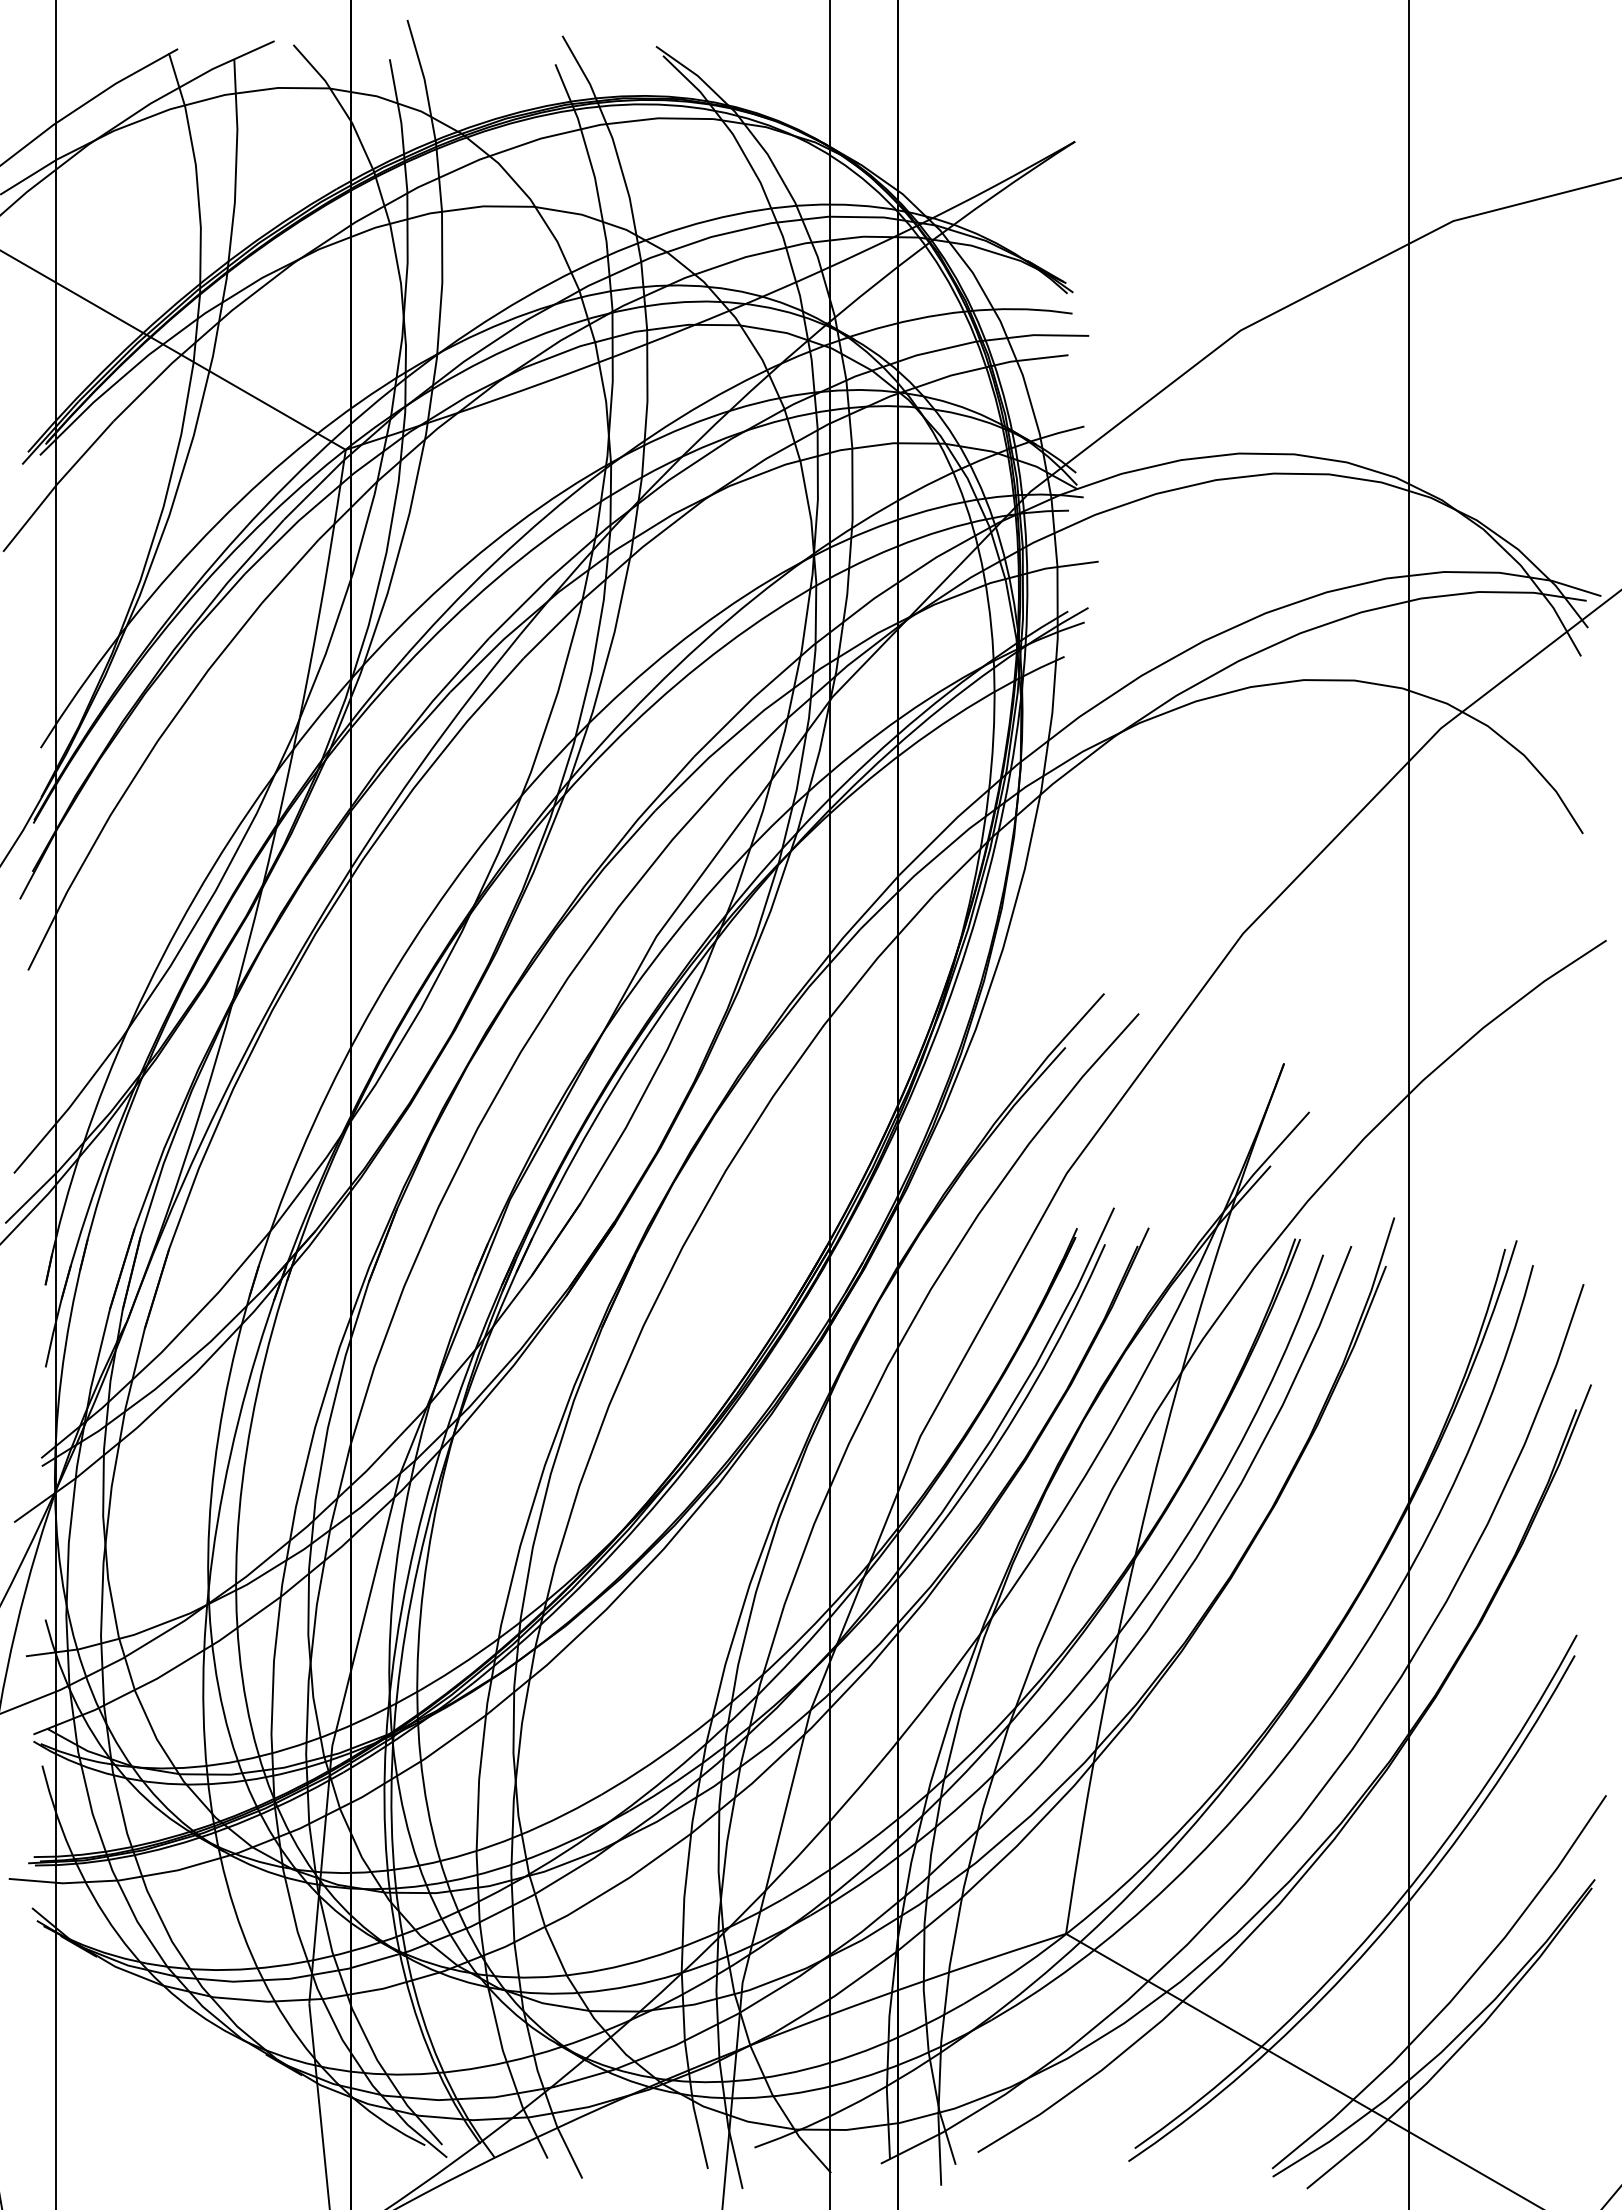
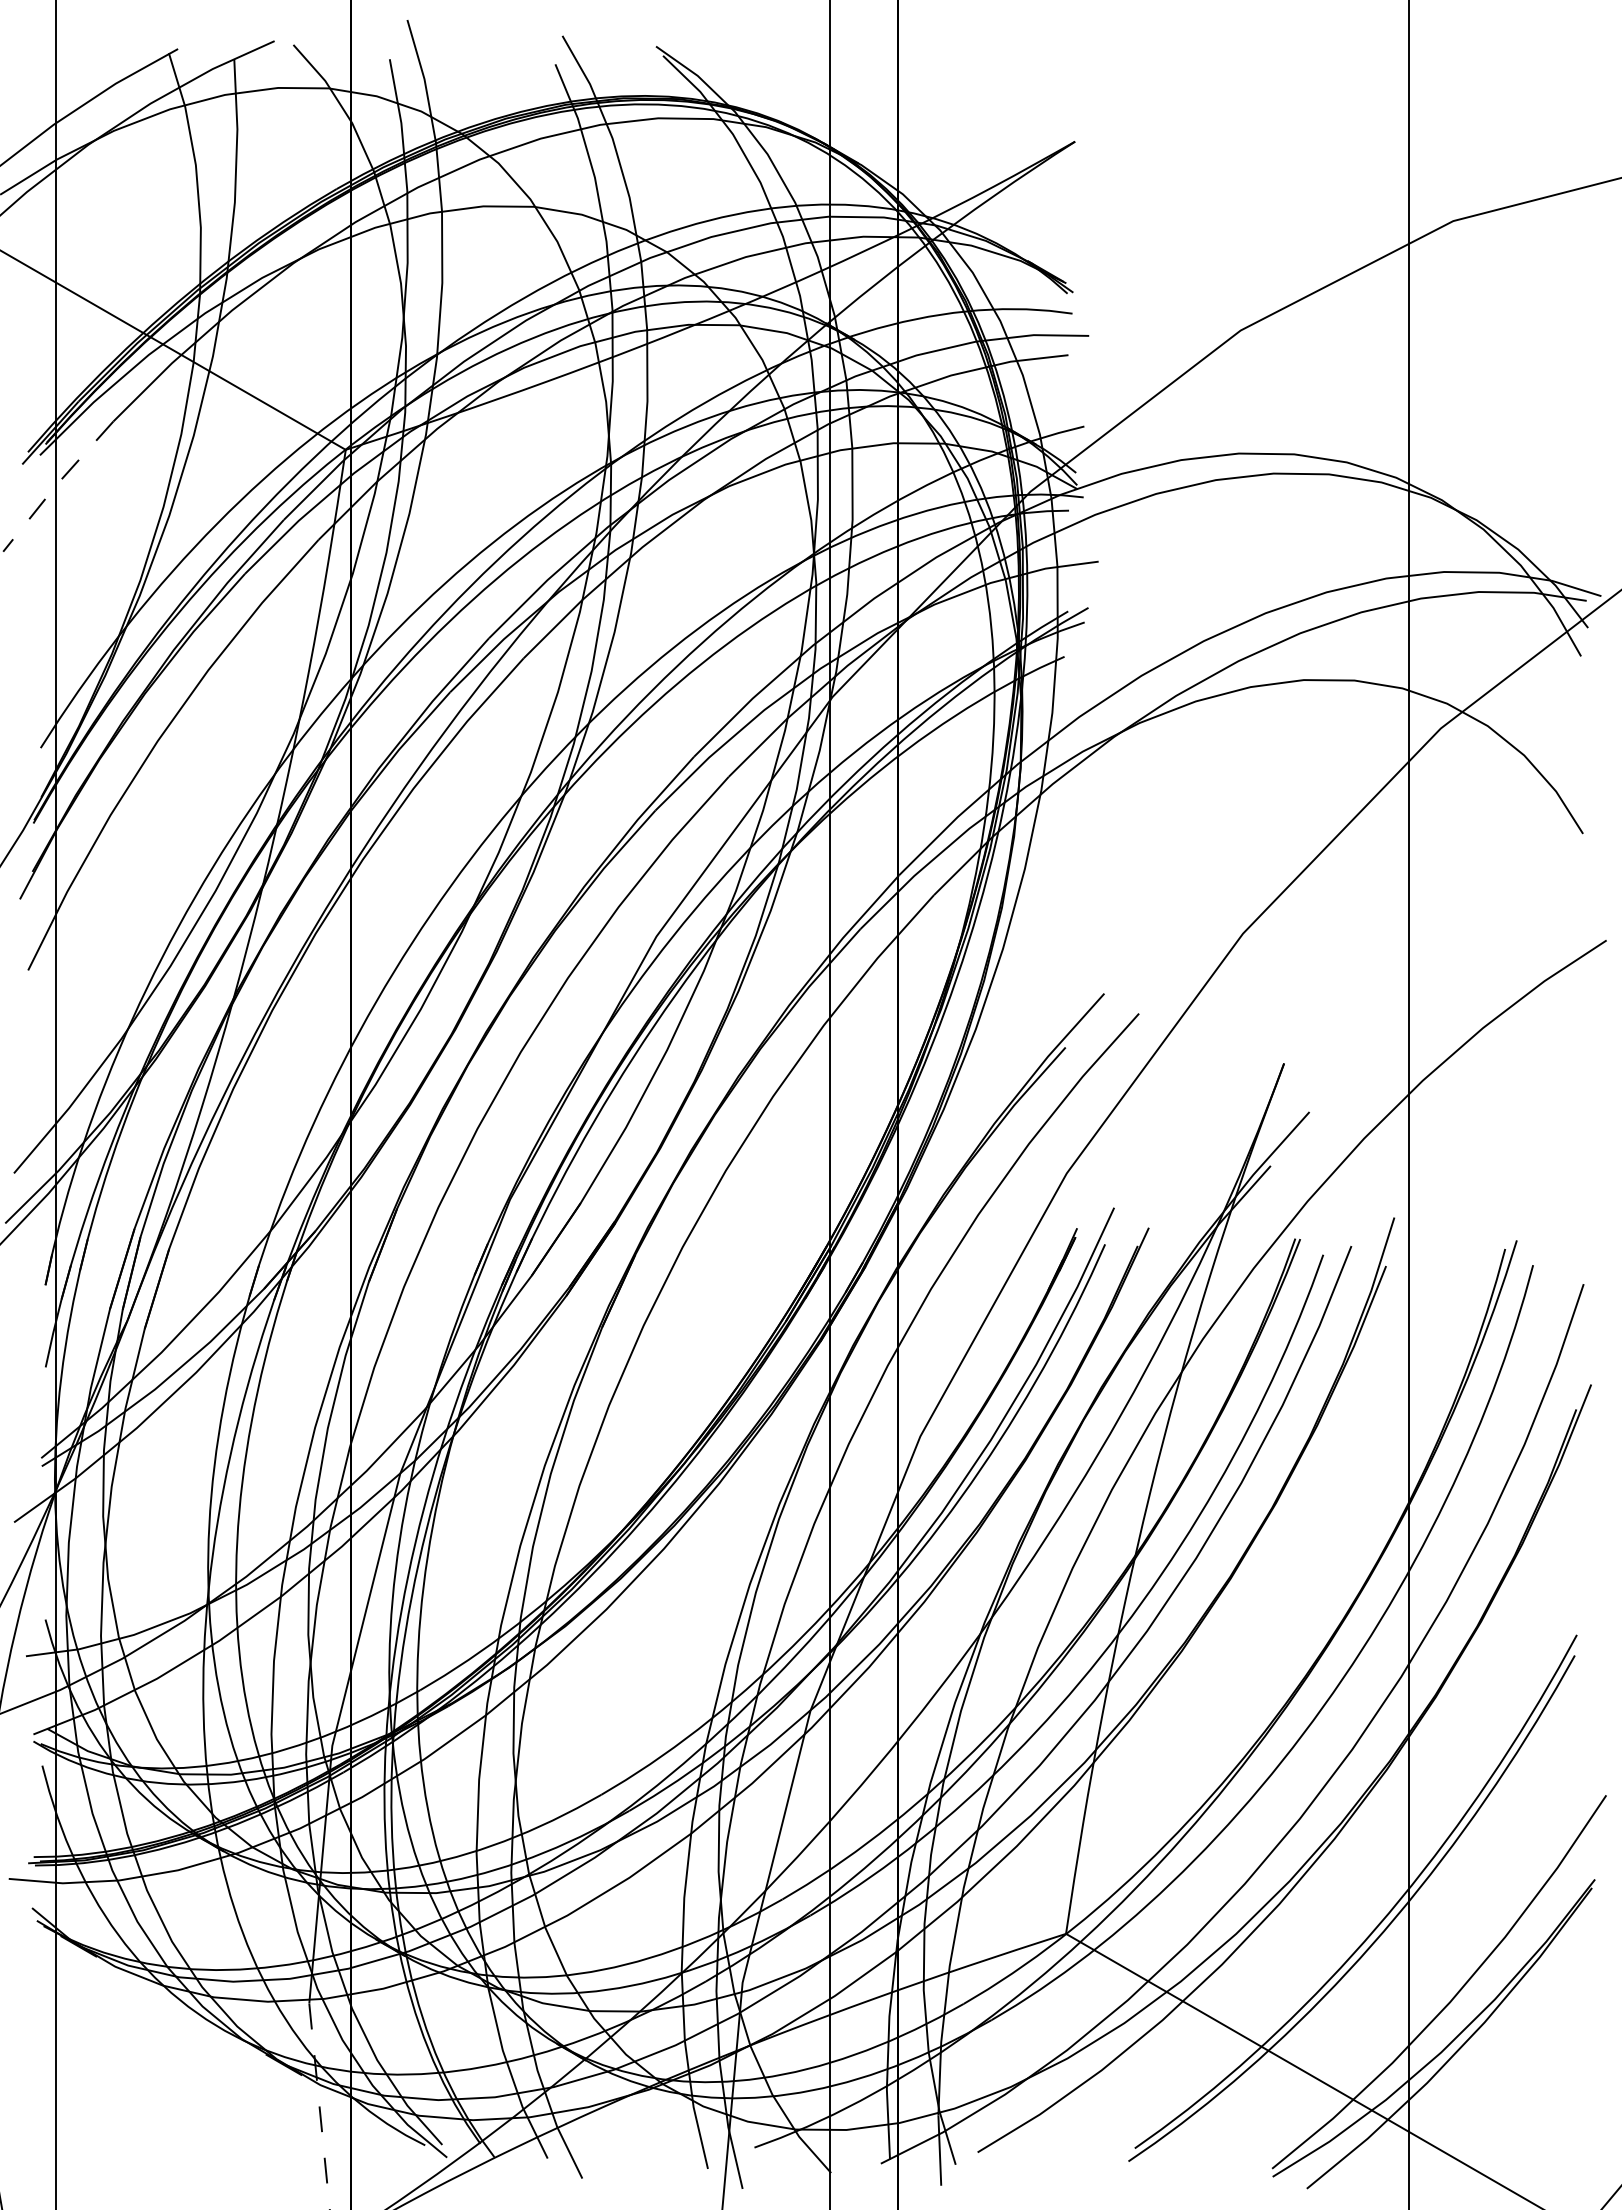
line: solid -> dashed (56, 485)
line: solid -> dashed (319, 2106)
